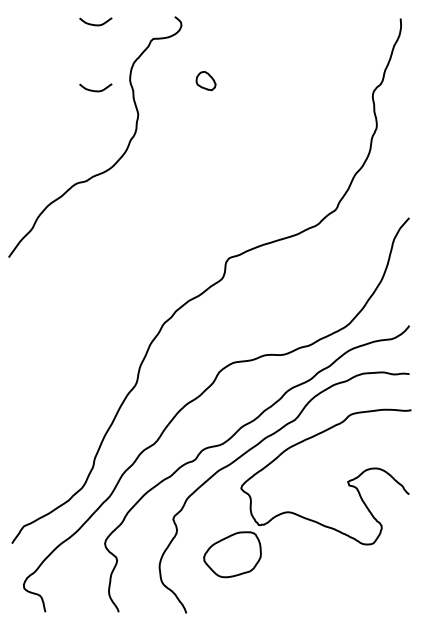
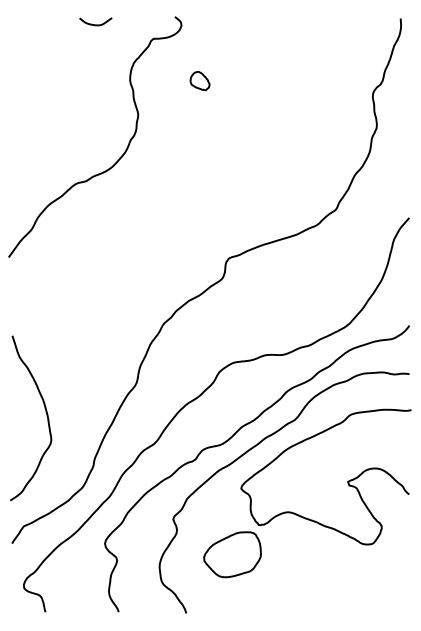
part position: (205, 81) -> (199, 81) (199, 81)
curve: present -> none (95, 90)
curve: none -> present (46, 416)
